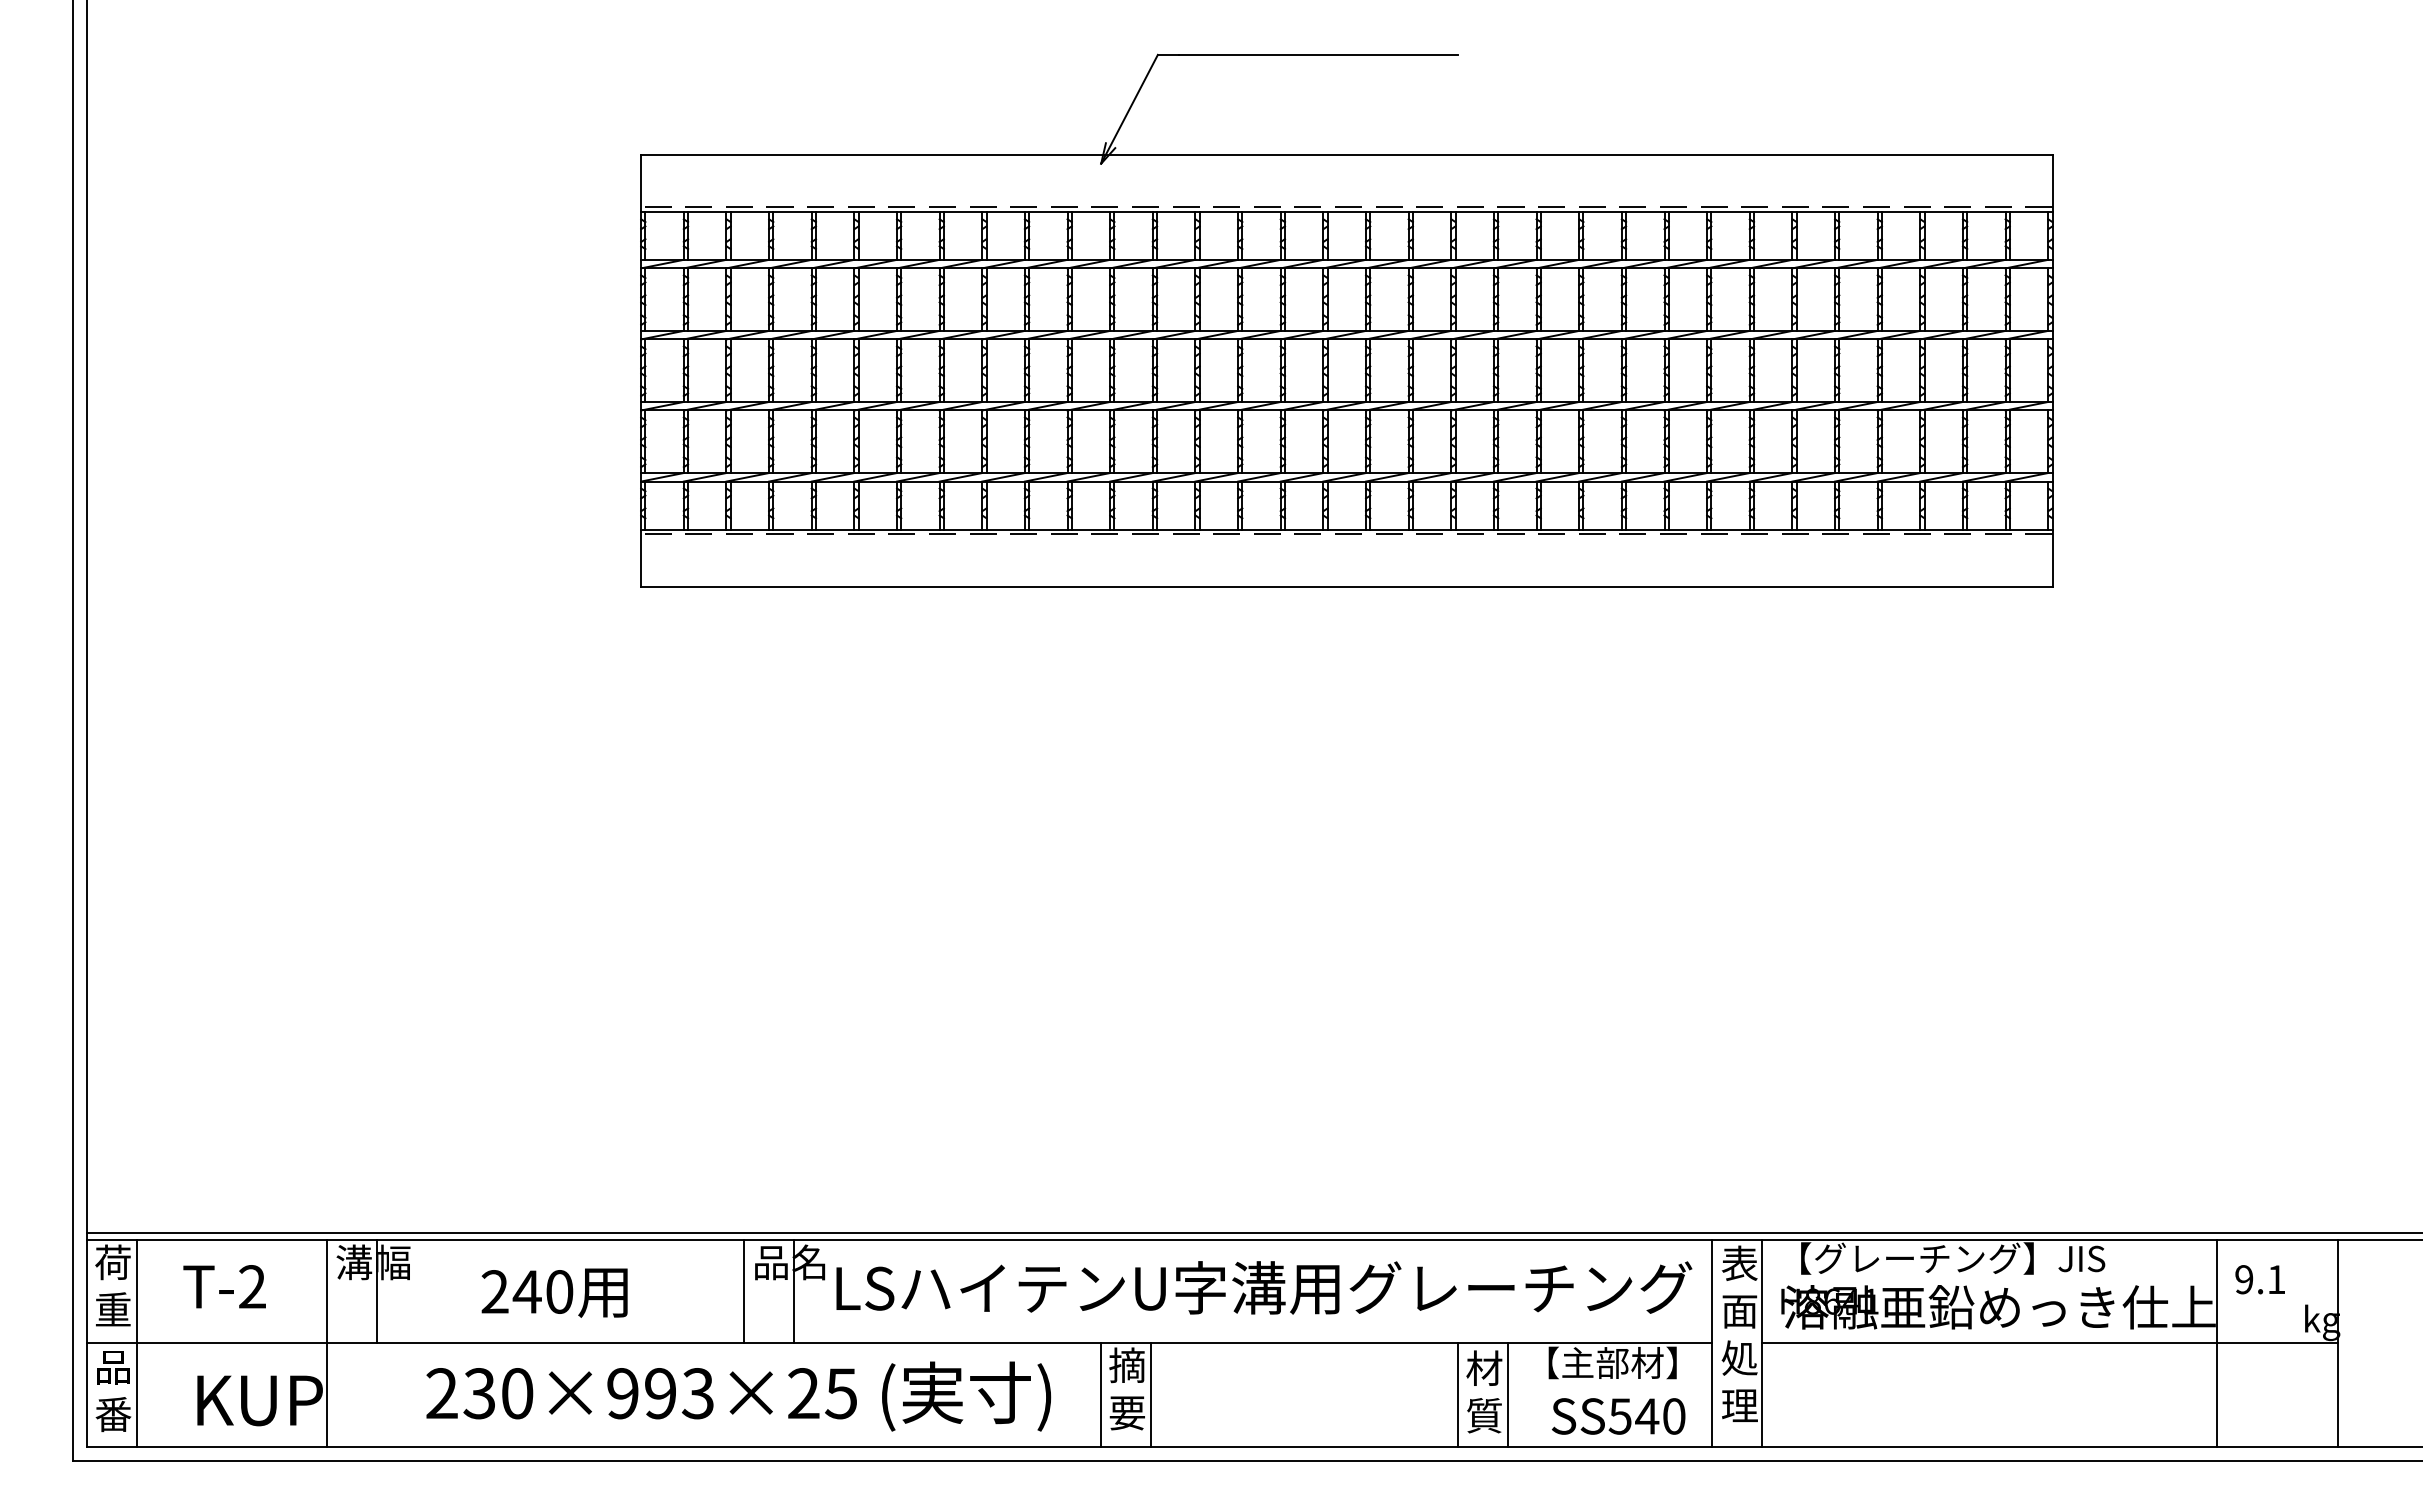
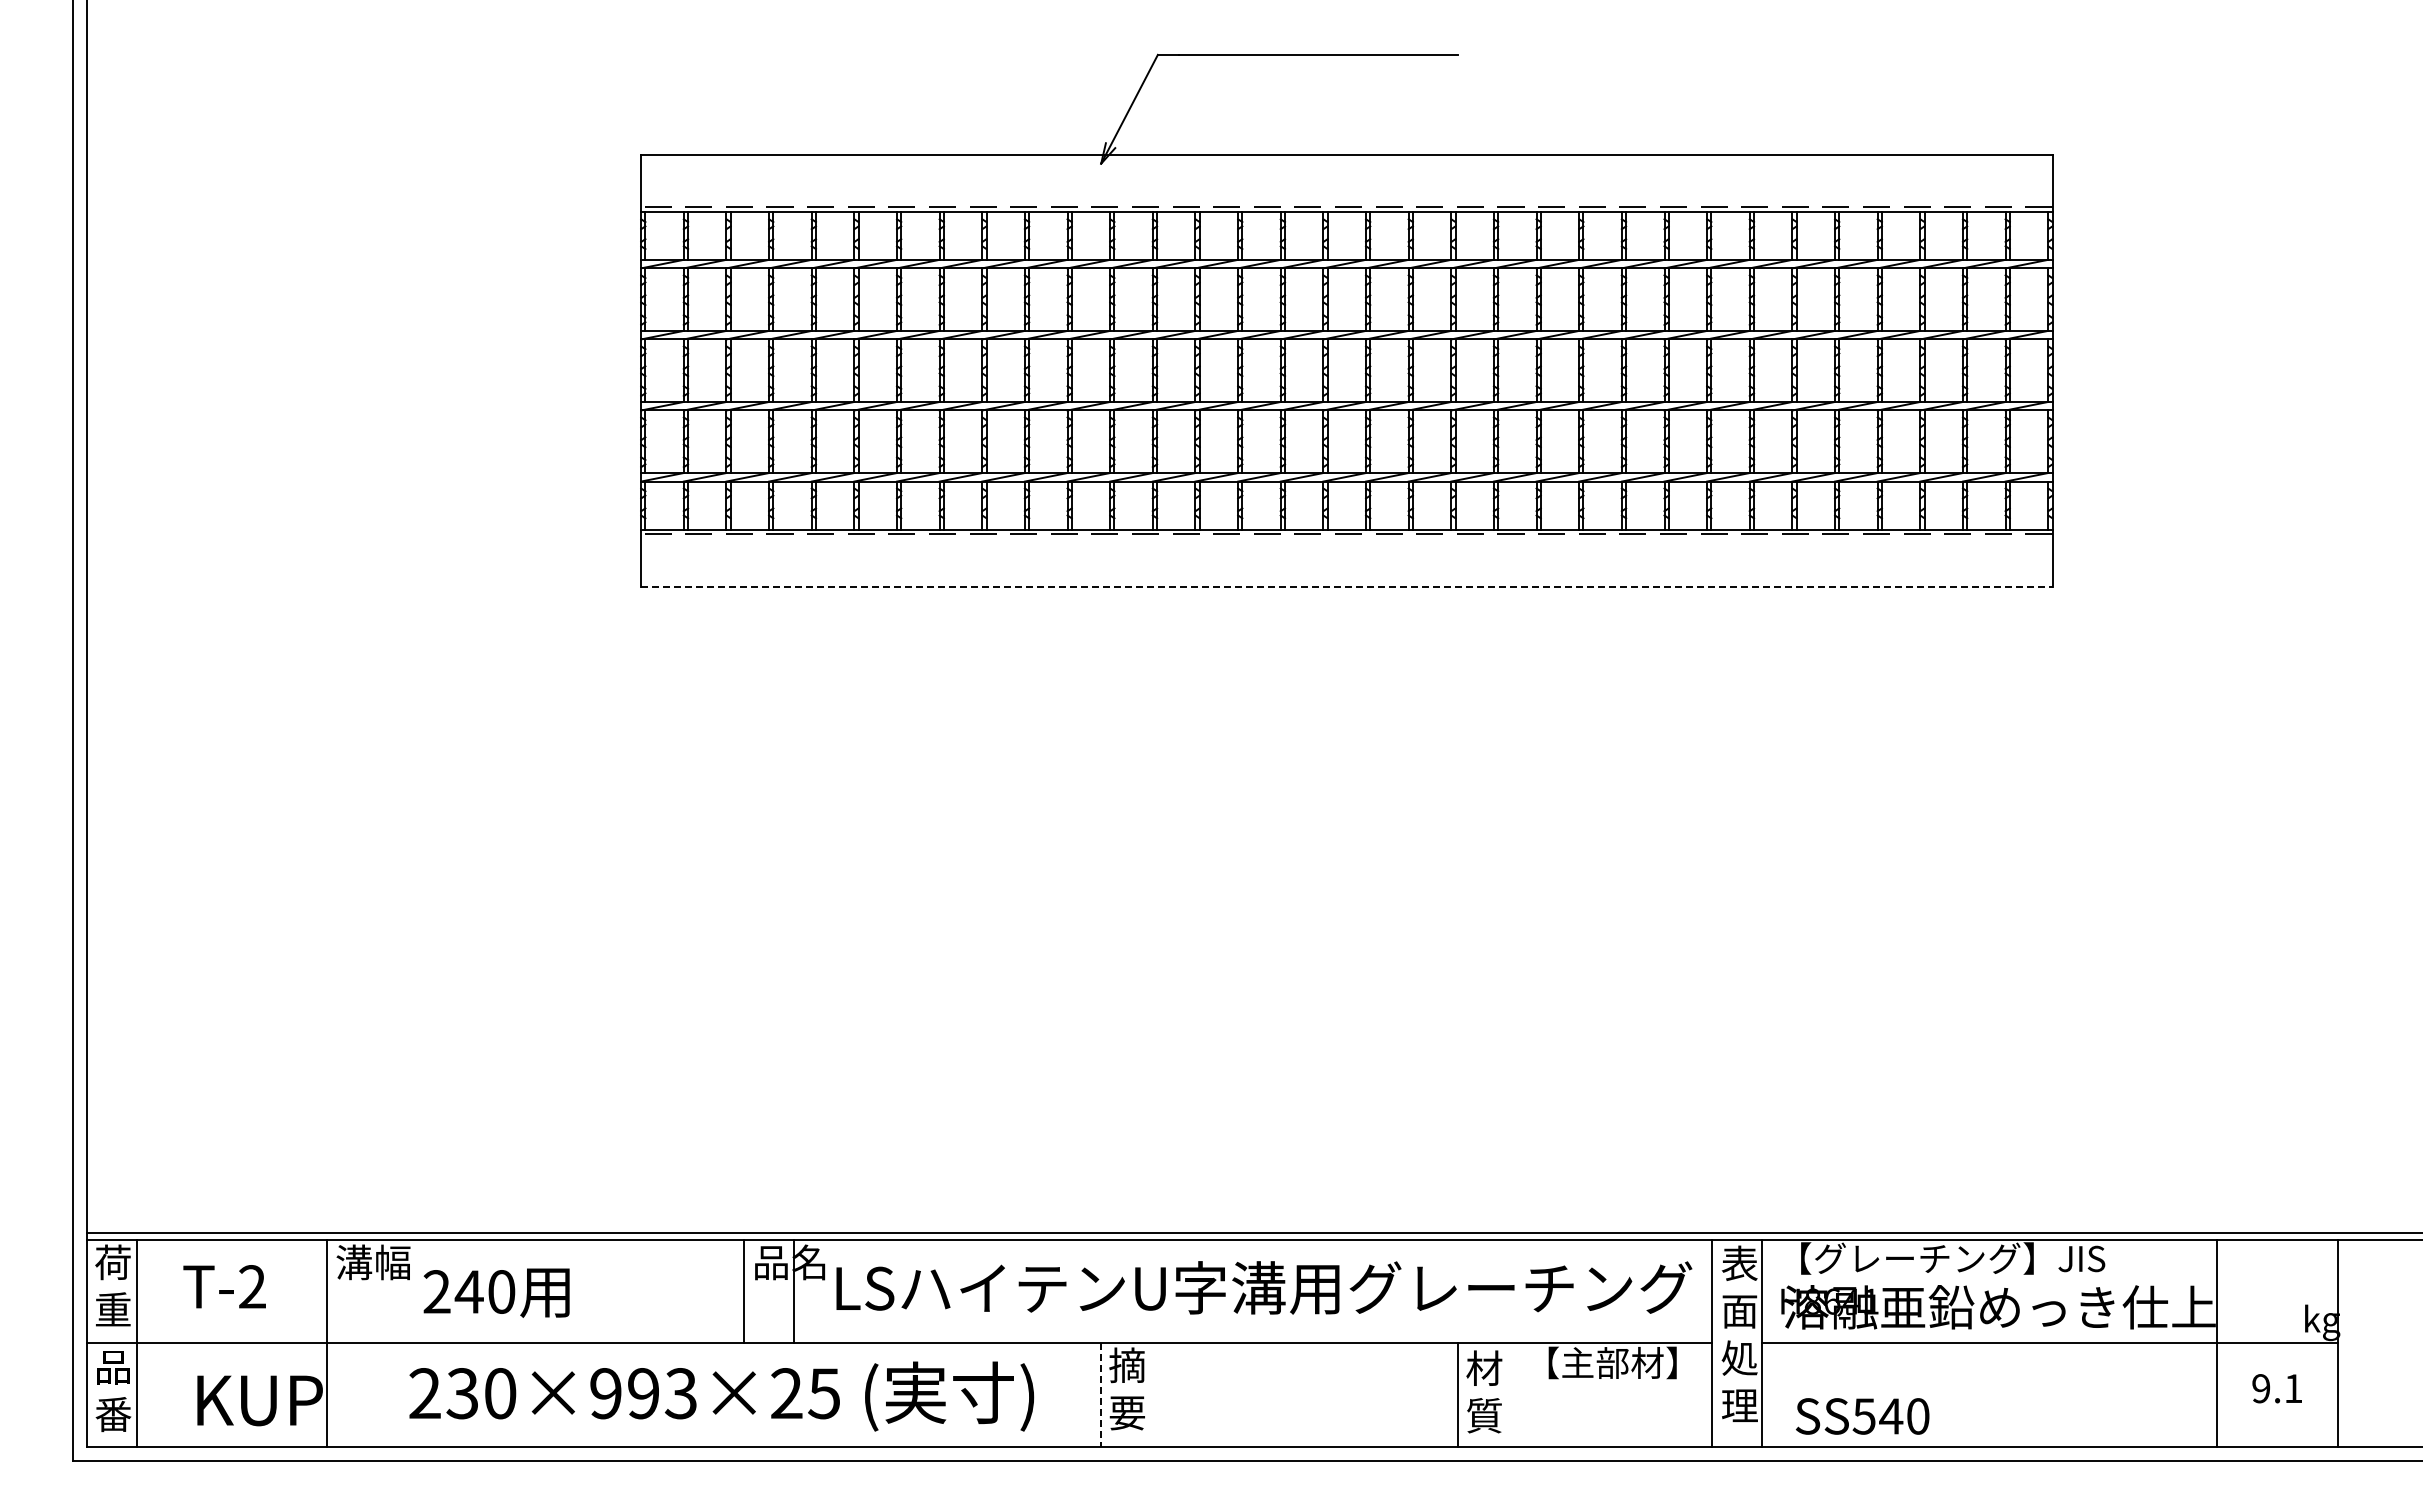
line: solid -> dashed (1346, 586)
text position: (2259, 1279) -> (2276, 1388) (2276, 1388)
line: present -> none (376, 1291)
text position: (554, 1292) -> (496, 1292) (496, 1292)
line: present -> none (1151, 1394)
line: present -> none (1508, 1394)
line: solid -> dashed (1101, 1395)
text position: (738, 1396) -> (721, 1396) (721, 1396)
text position: (1618, 1416) -> (1862, 1416) (1862, 1416)
